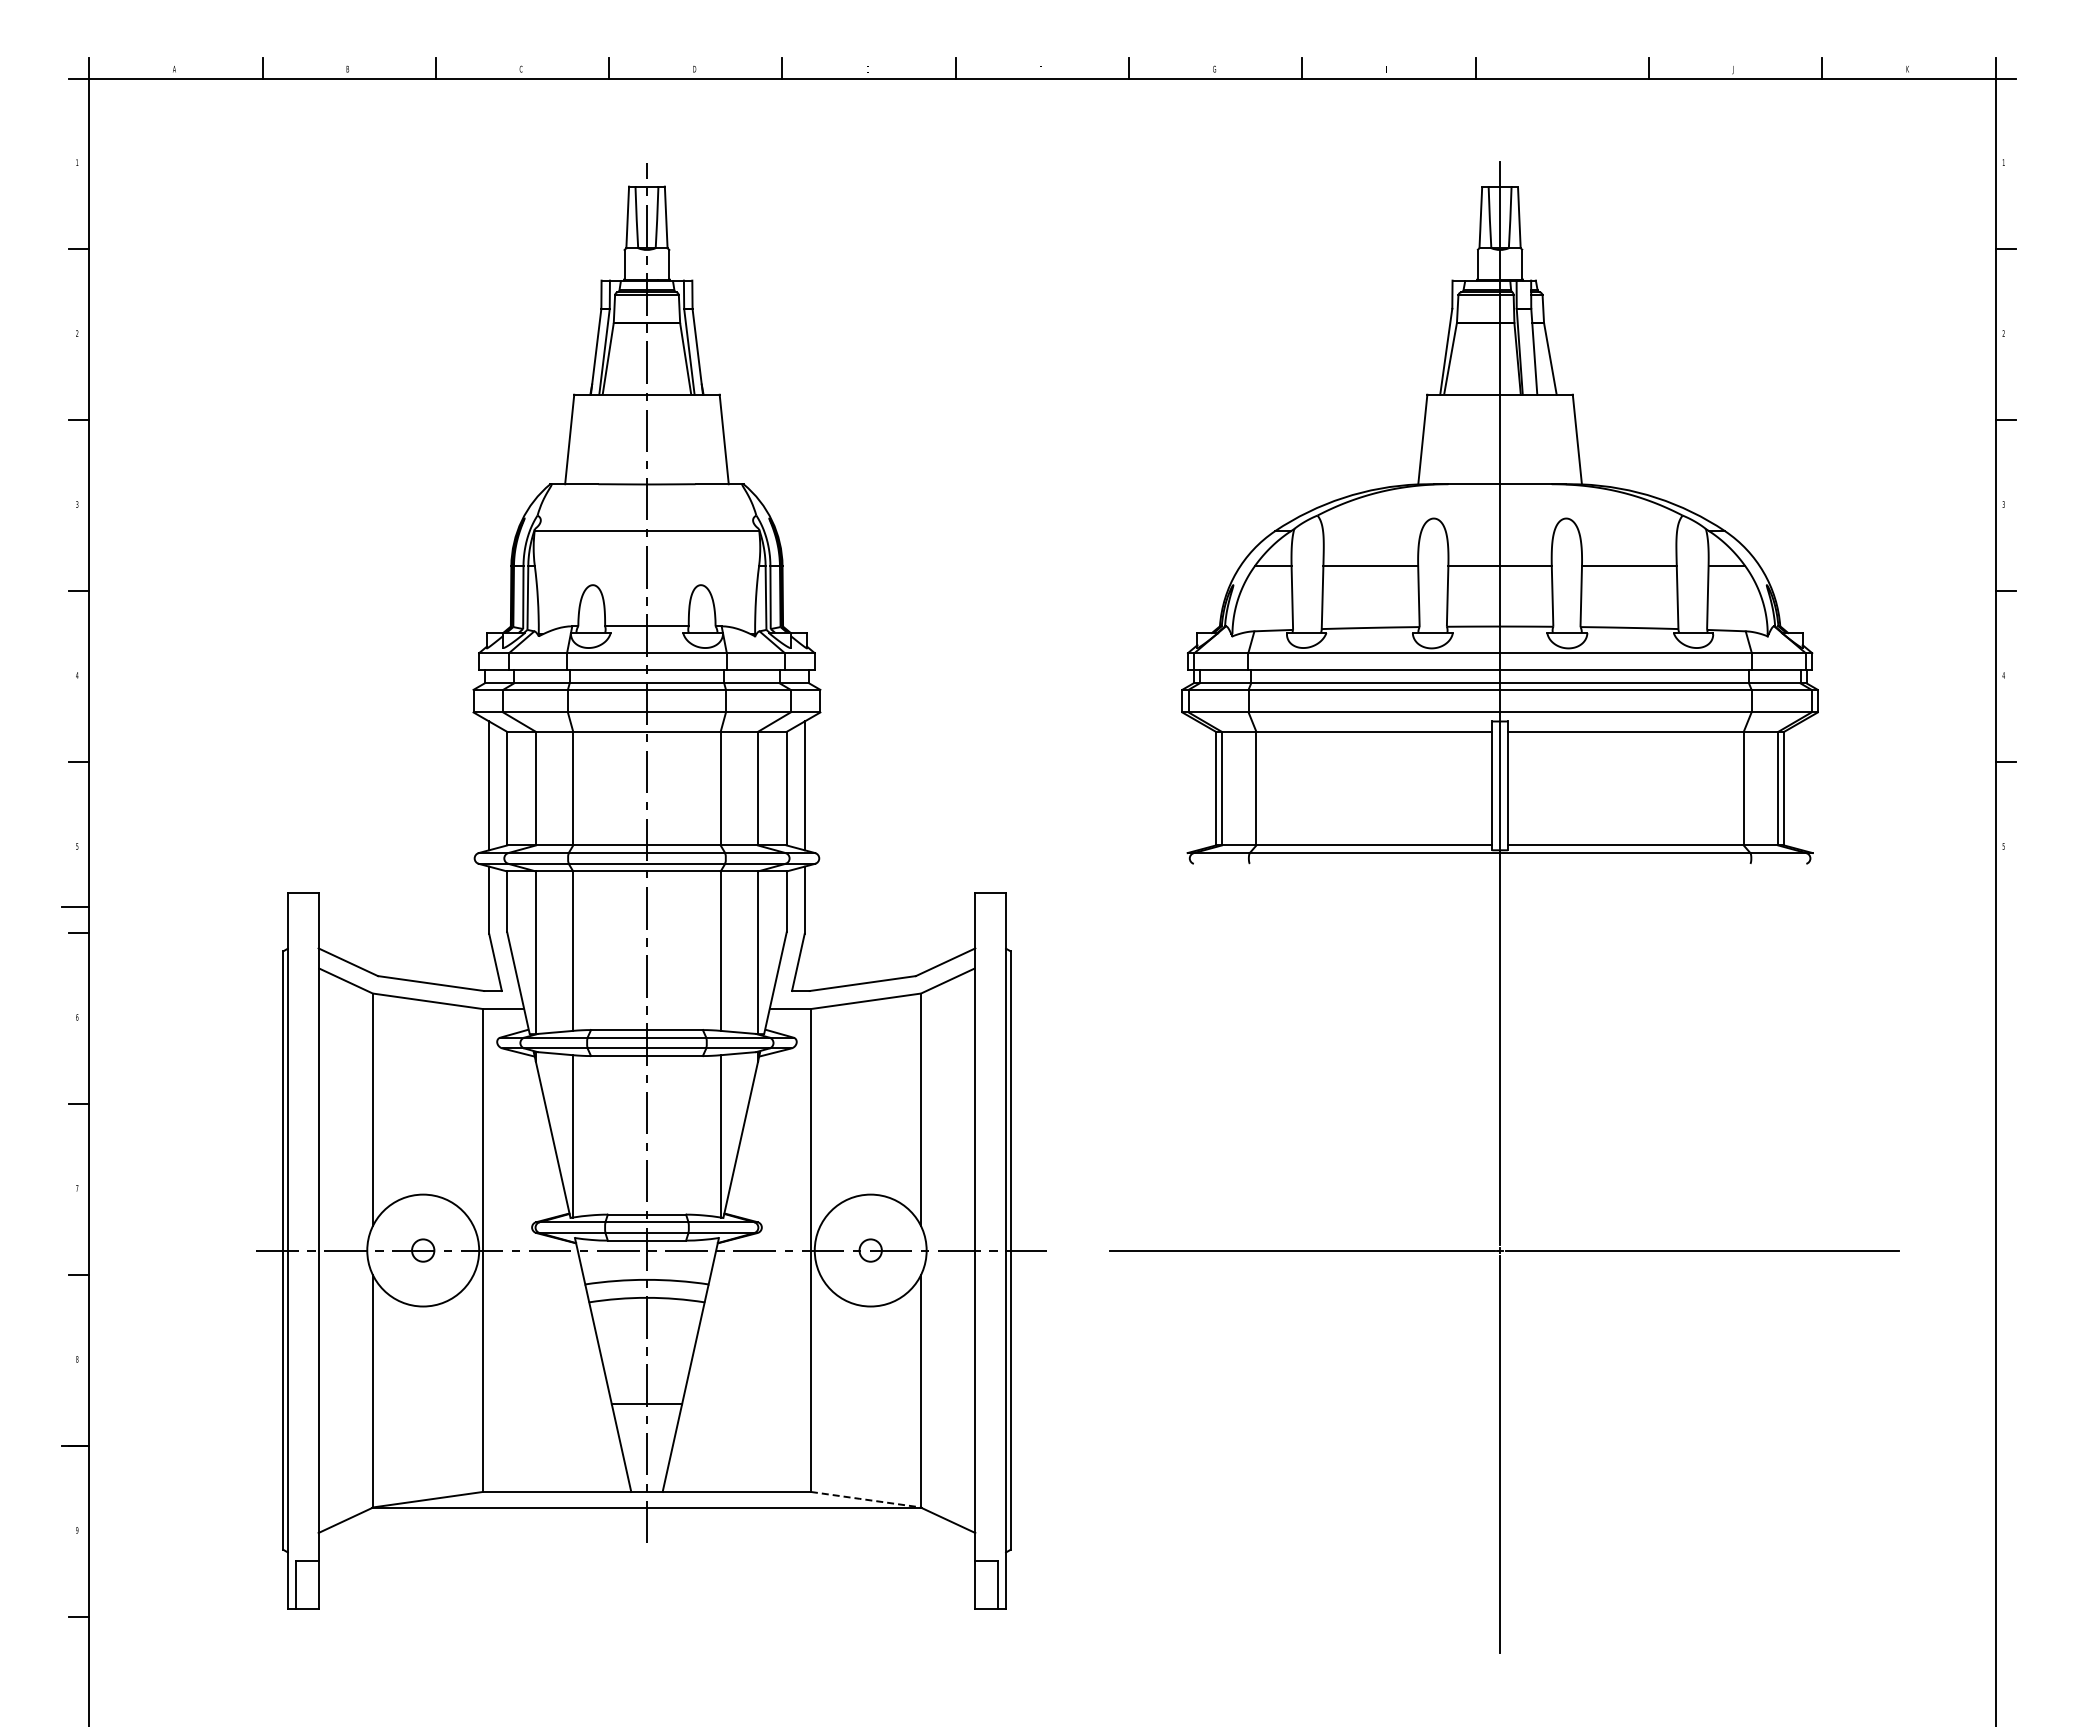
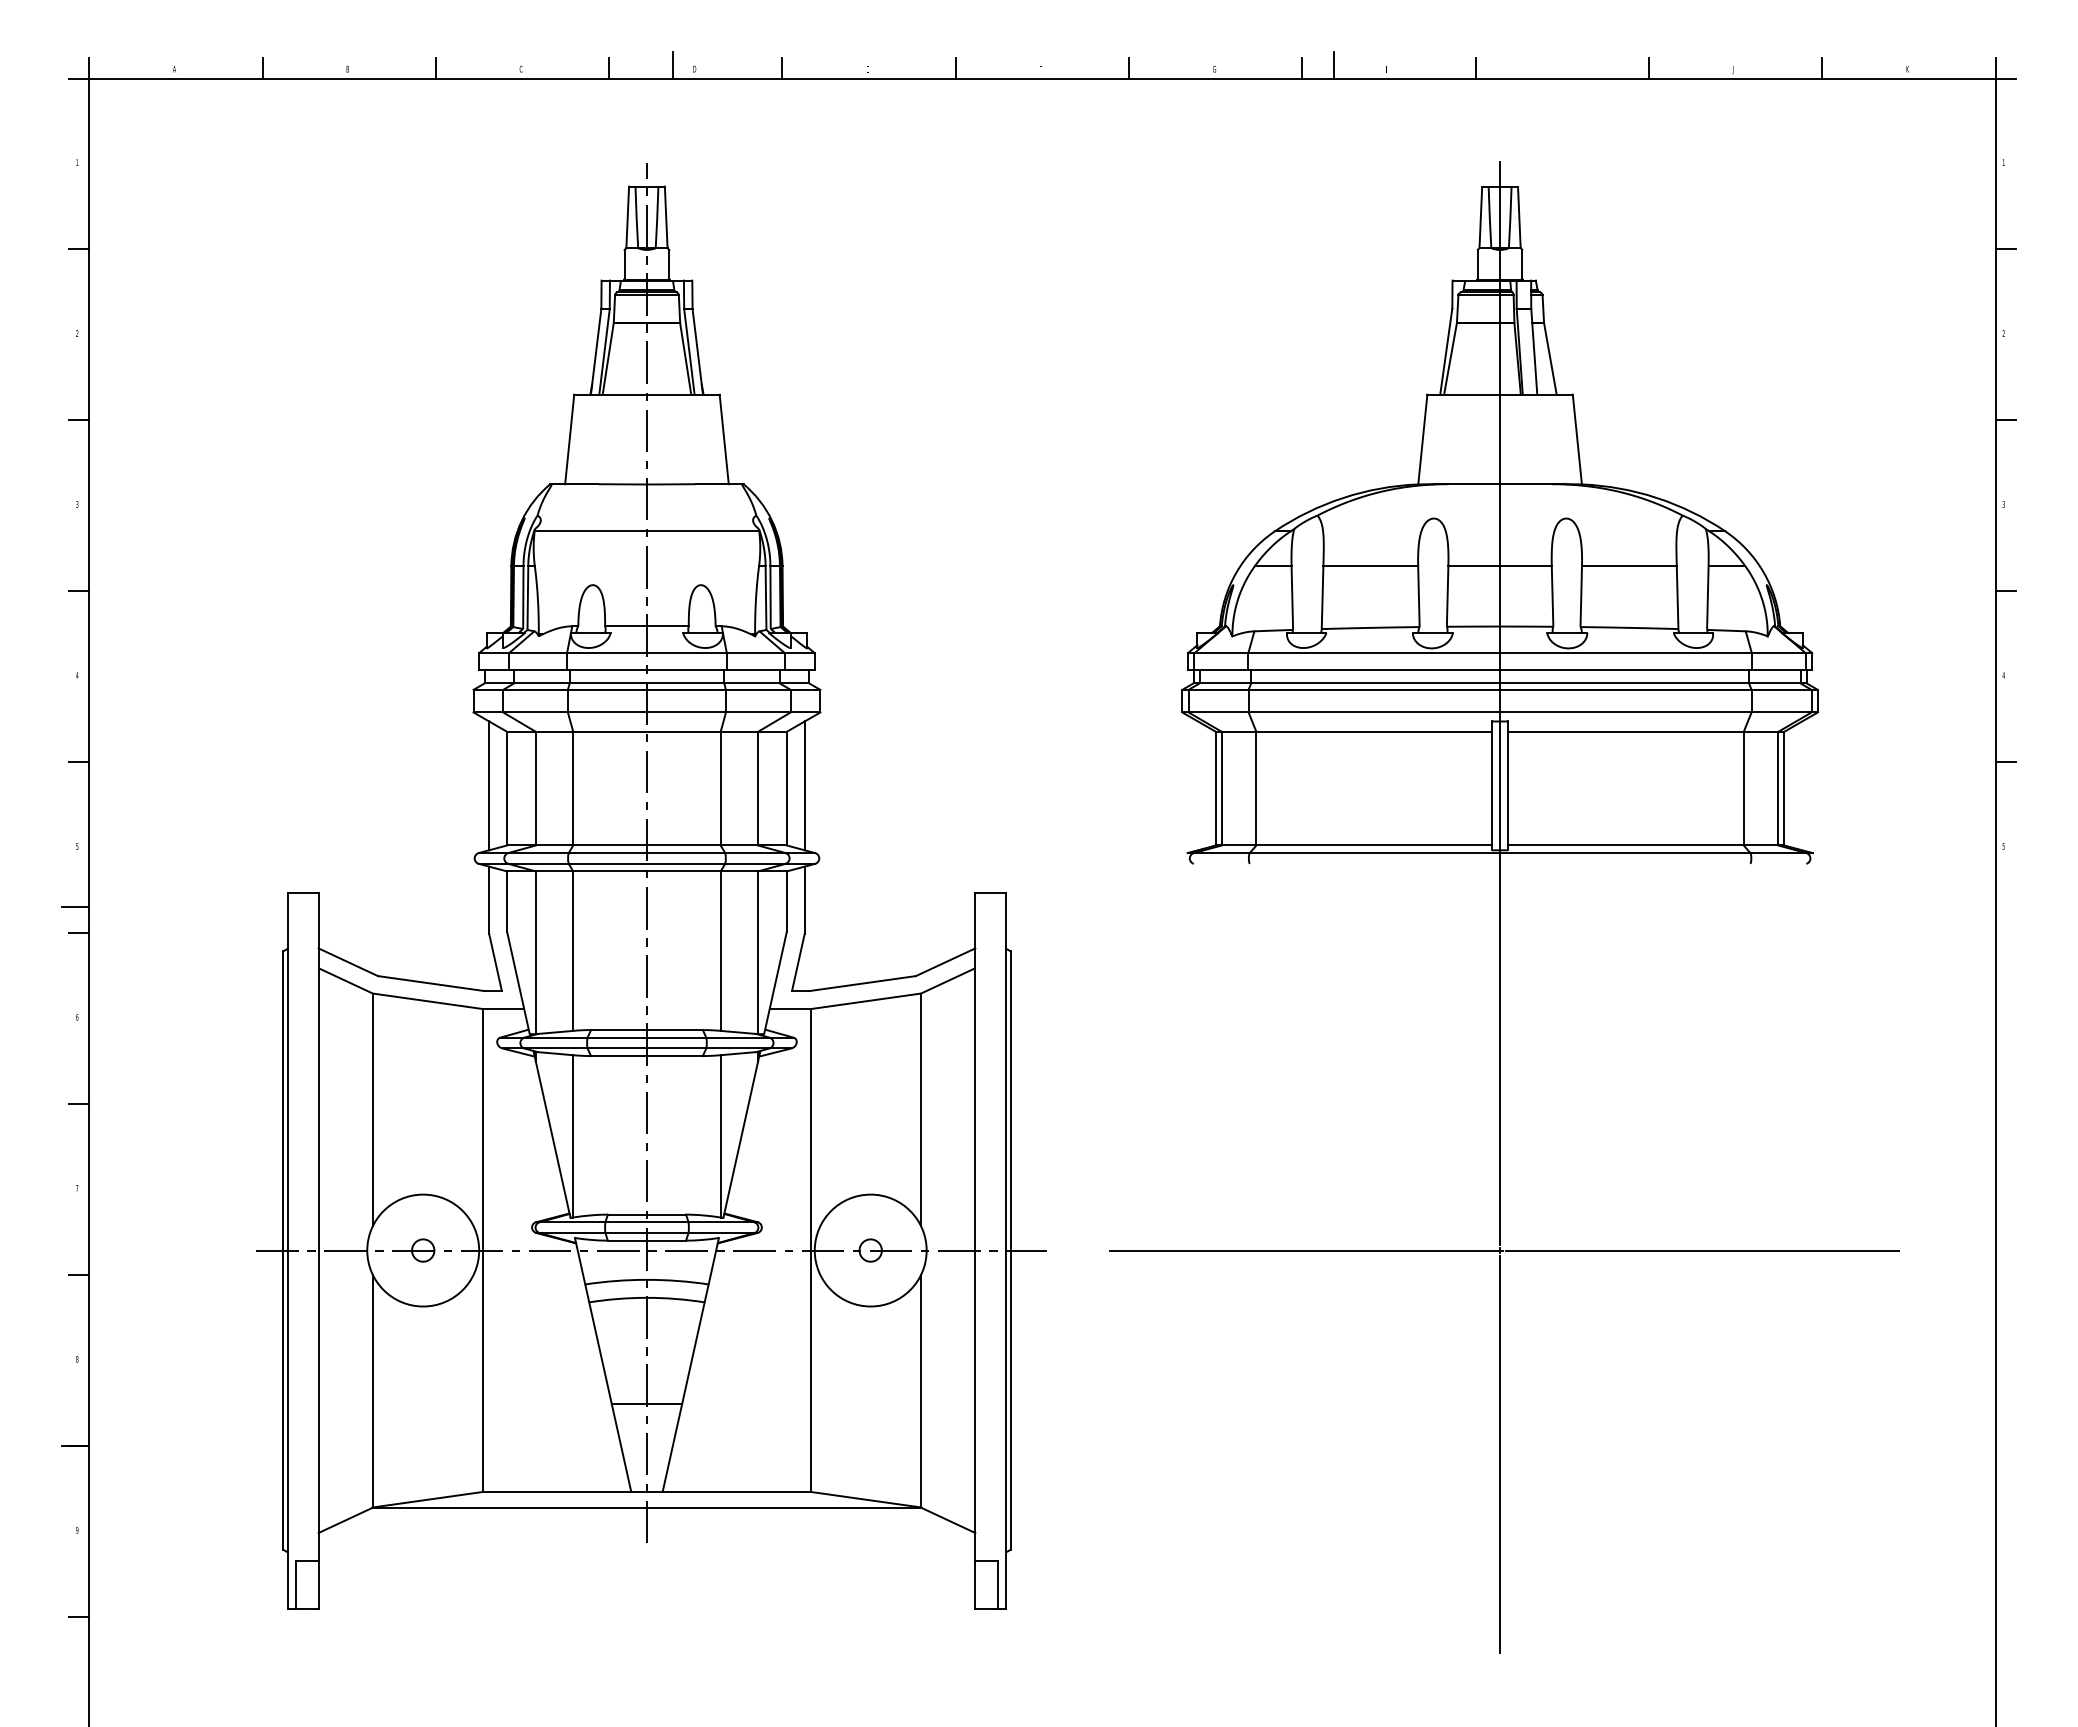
line: none -> present (673, 64)
line: none -> present (1334, 64)
line: dashed -> solid (865, 1499)
